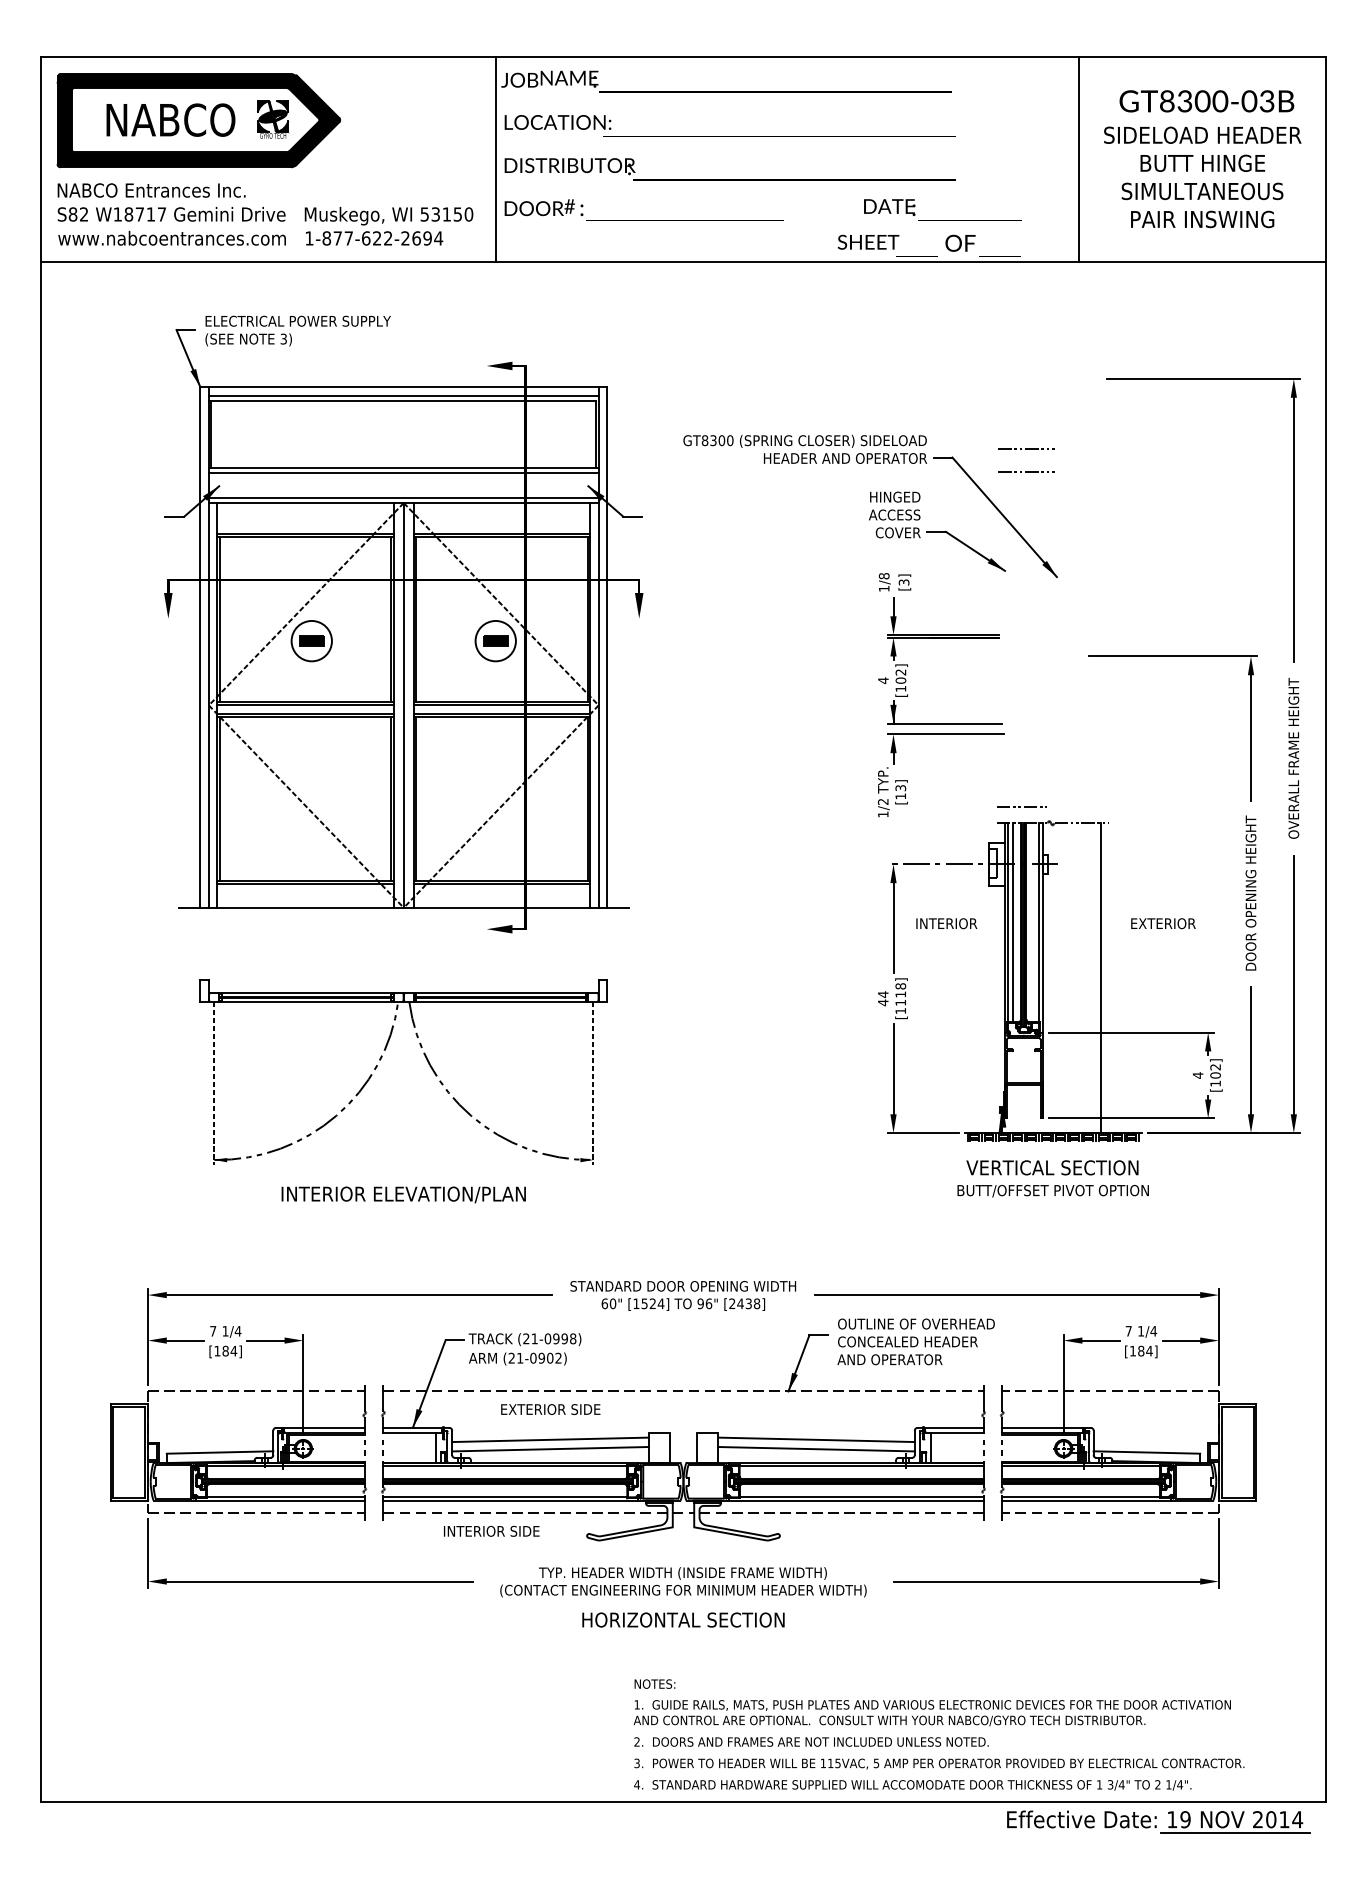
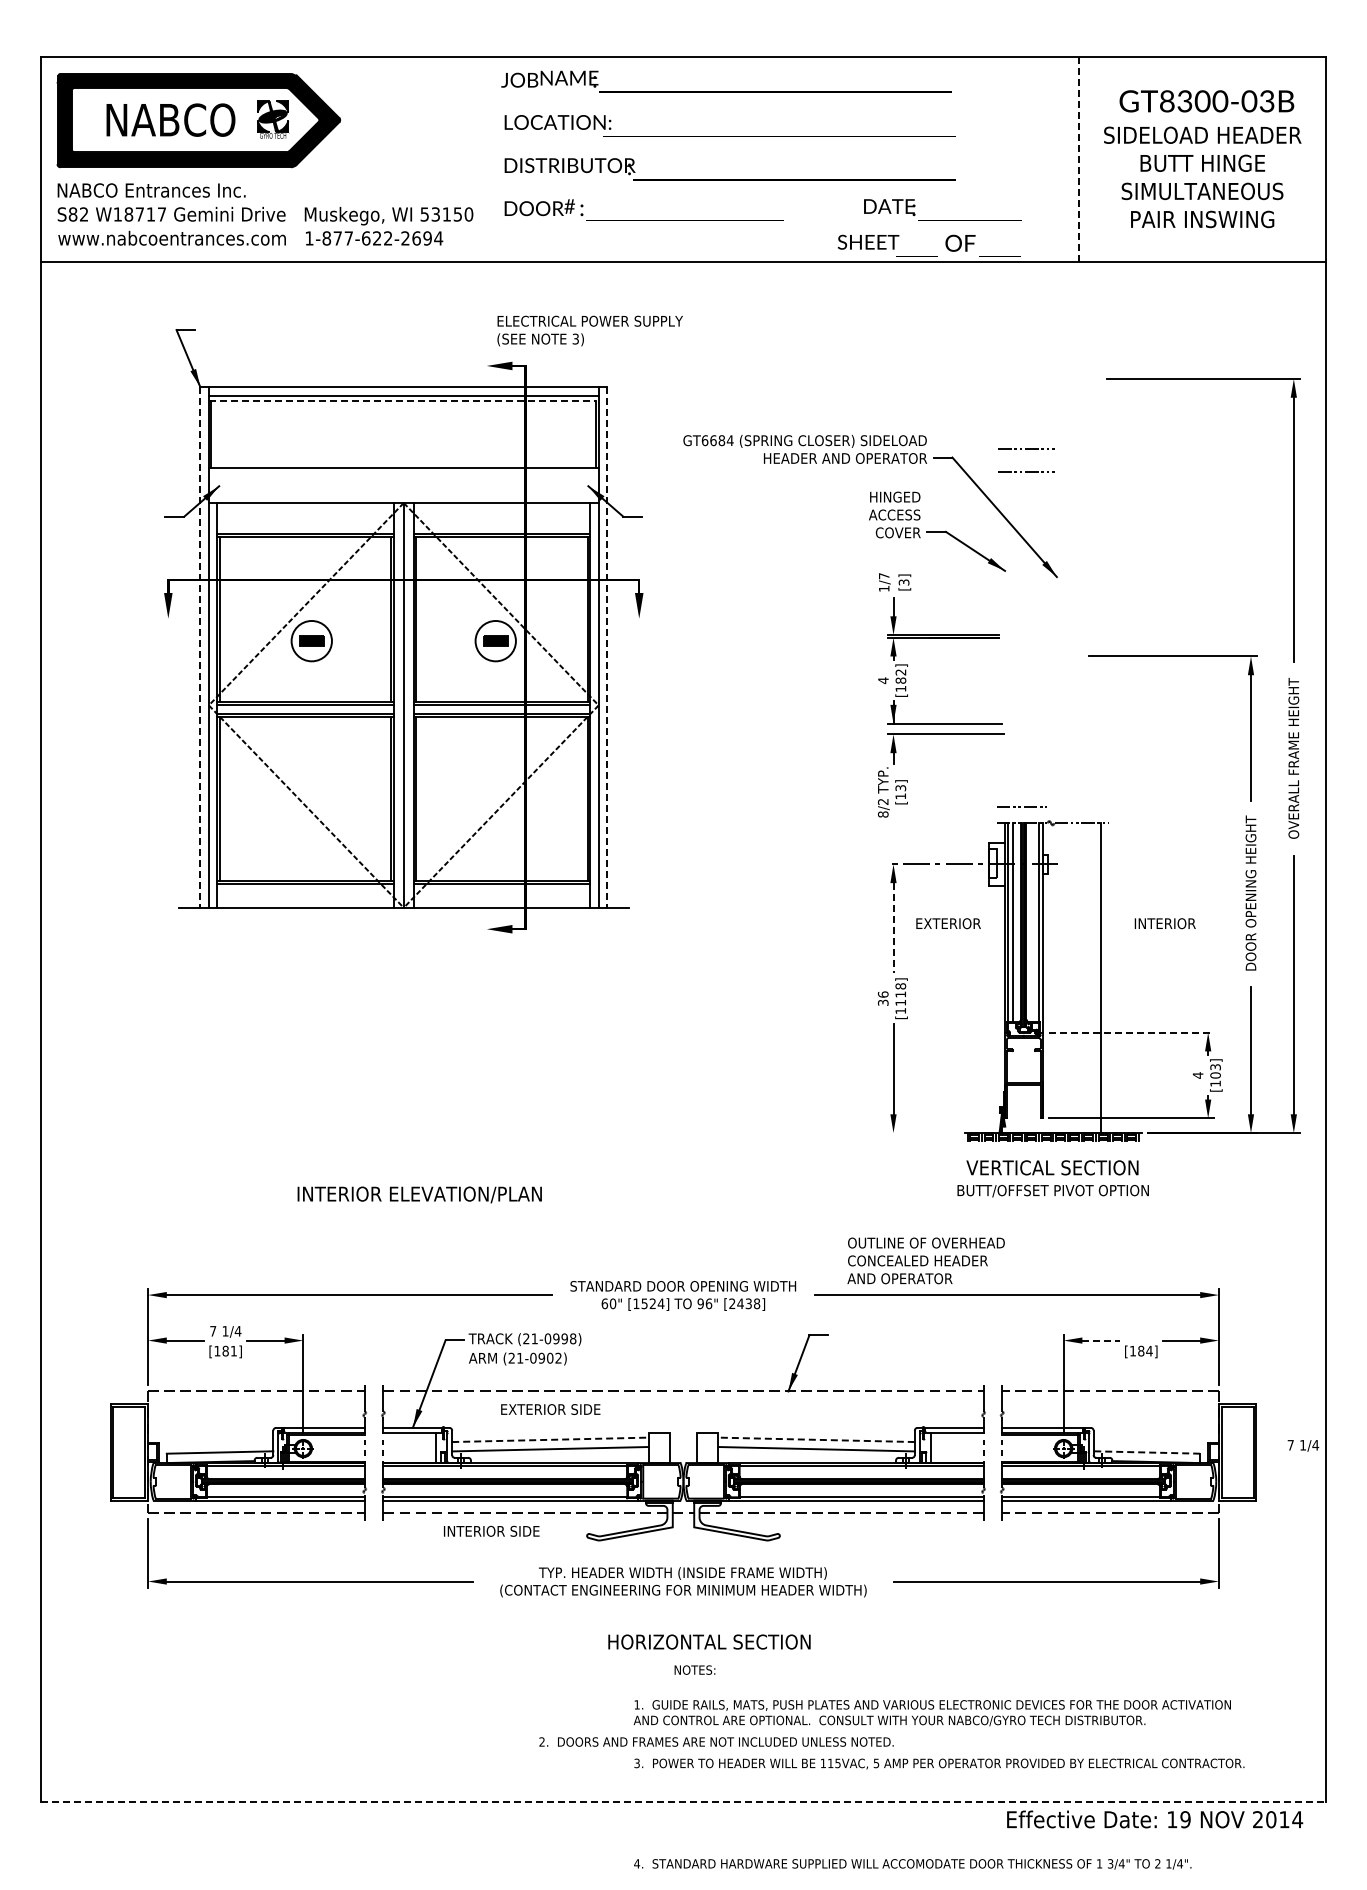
line: present -> none (495, 158)
line: solid -> dashed (1079, 159)
text position: (297, 330) -> (589, 330) (589, 330)
line: solid -> dashed (402, 400)
text: GT8300 -> GT6684 (717, 440)
line: present -> none (403, 472)
line: present -> none (403, 497)
text: 1/8 -> 1/7 (883, 576)
line: solid -> dashed (200, 648)
line: solid -> dashed (607, 648)
text: [102] -> [182] (900, 680)
text: 1/2 -> 8/2 (882, 814)
text: INTERIOR -> EXTERIOR (948, 923)
text: EXTERIOR -> INTERIOR (1138, 923)
line: solid -> dashed (893, 928)
text: 44 -> 36 (882, 998)
line: solid -> dashed (1131, 1032)
part: present -> none (381, 1059)
text: [102] -> [103] (1215, 1067)
line: present -> none (922, 1133)
text position: (403, 1194) -> (419, 1194) (419, 1194)
text position: (1141, 1331) -> (1303, 1445) (1303, 1445)
line: solid -> dashed (1101, 1340)
text position: (915, 1341) -> (925, 1260) (925, 1260)
text: [184] -> [181] (233, 1351)
line: solid -> dashed (550, 1439)
line: solid -> dashed (816, 1439)
line: solid -> dashed (1146, 1452)
text position: (683, 1619) -> (709, 1641) (709, 1641)
text position: (654, 1683) -> (694, 1669) (694, 1669)
text position: (811, 1741) -> (716, 1741) (716, 1741)
text position: (912, 1785) -> (912, 1864) (912, 1864)
line: solid -> dashed (683, 1801)
line: present -> none (1235, 1833)
